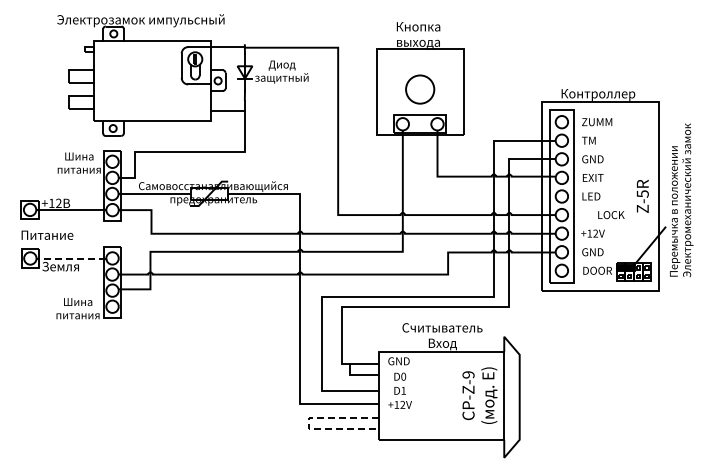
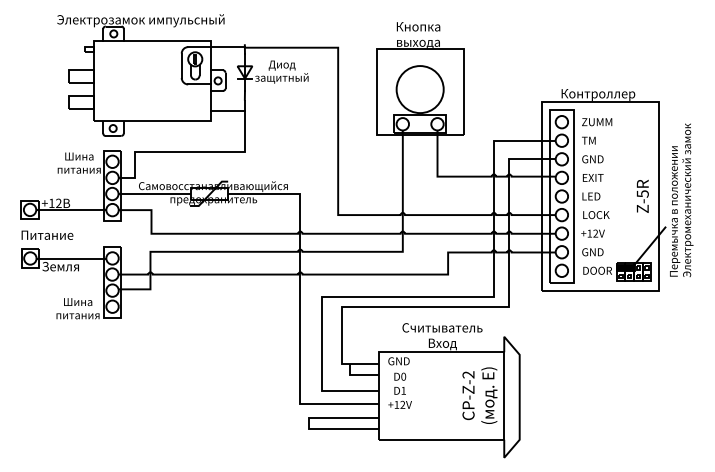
circle diameter: 28 px -> 47 px (419, 89)
text position: (611, 215) -> (596, 215) (596, 215)
line: dashed -> solid (71, 258)
text: CP-Z-9 -> CP-Z-2 (468, 374)
line: dashed -> solid (308, 423)
